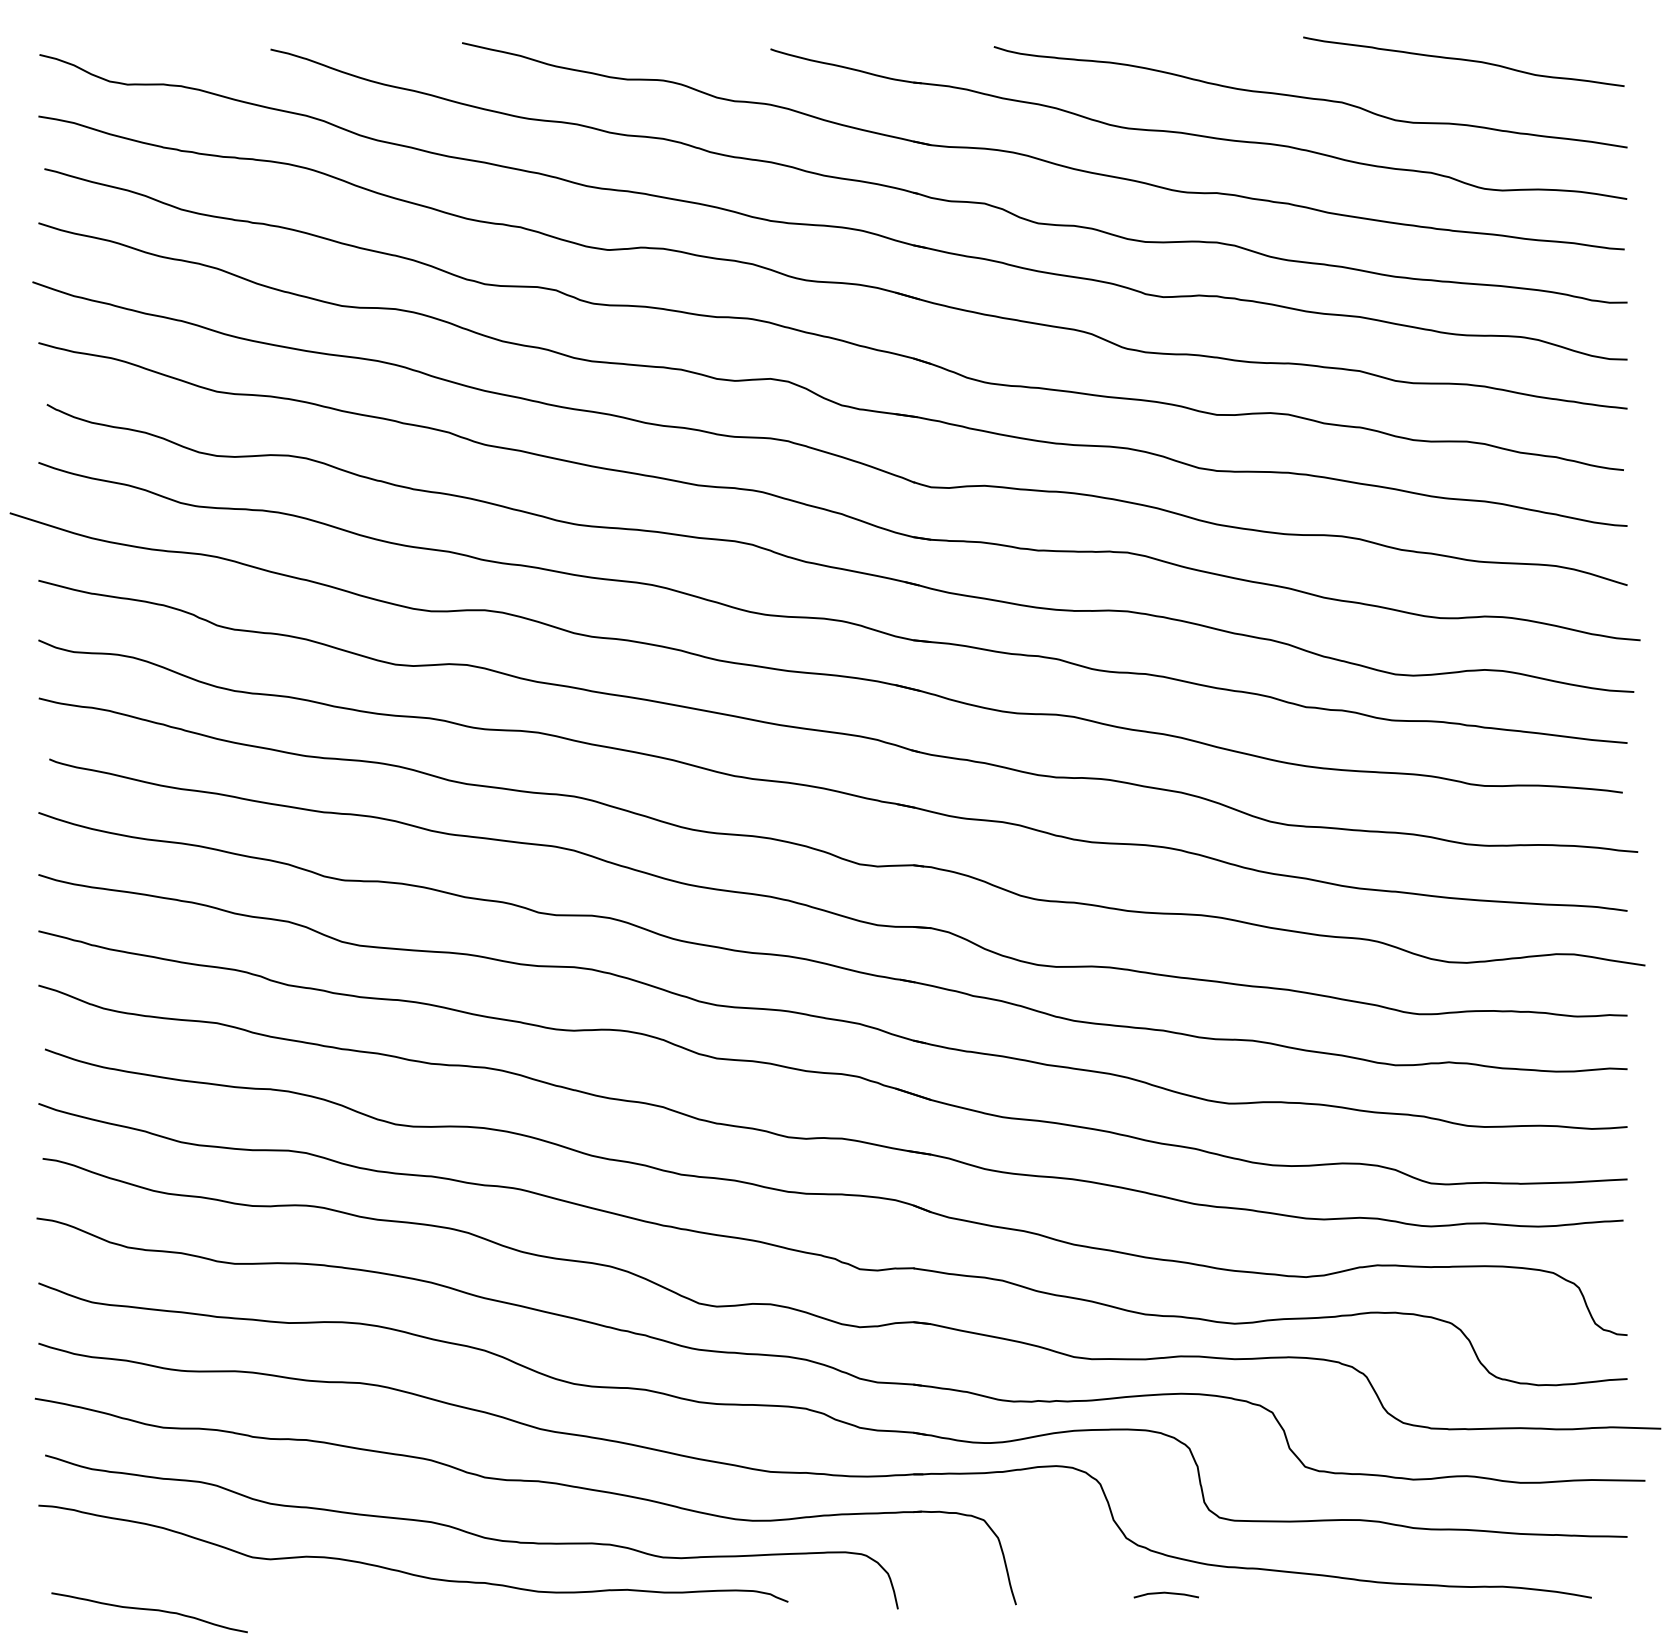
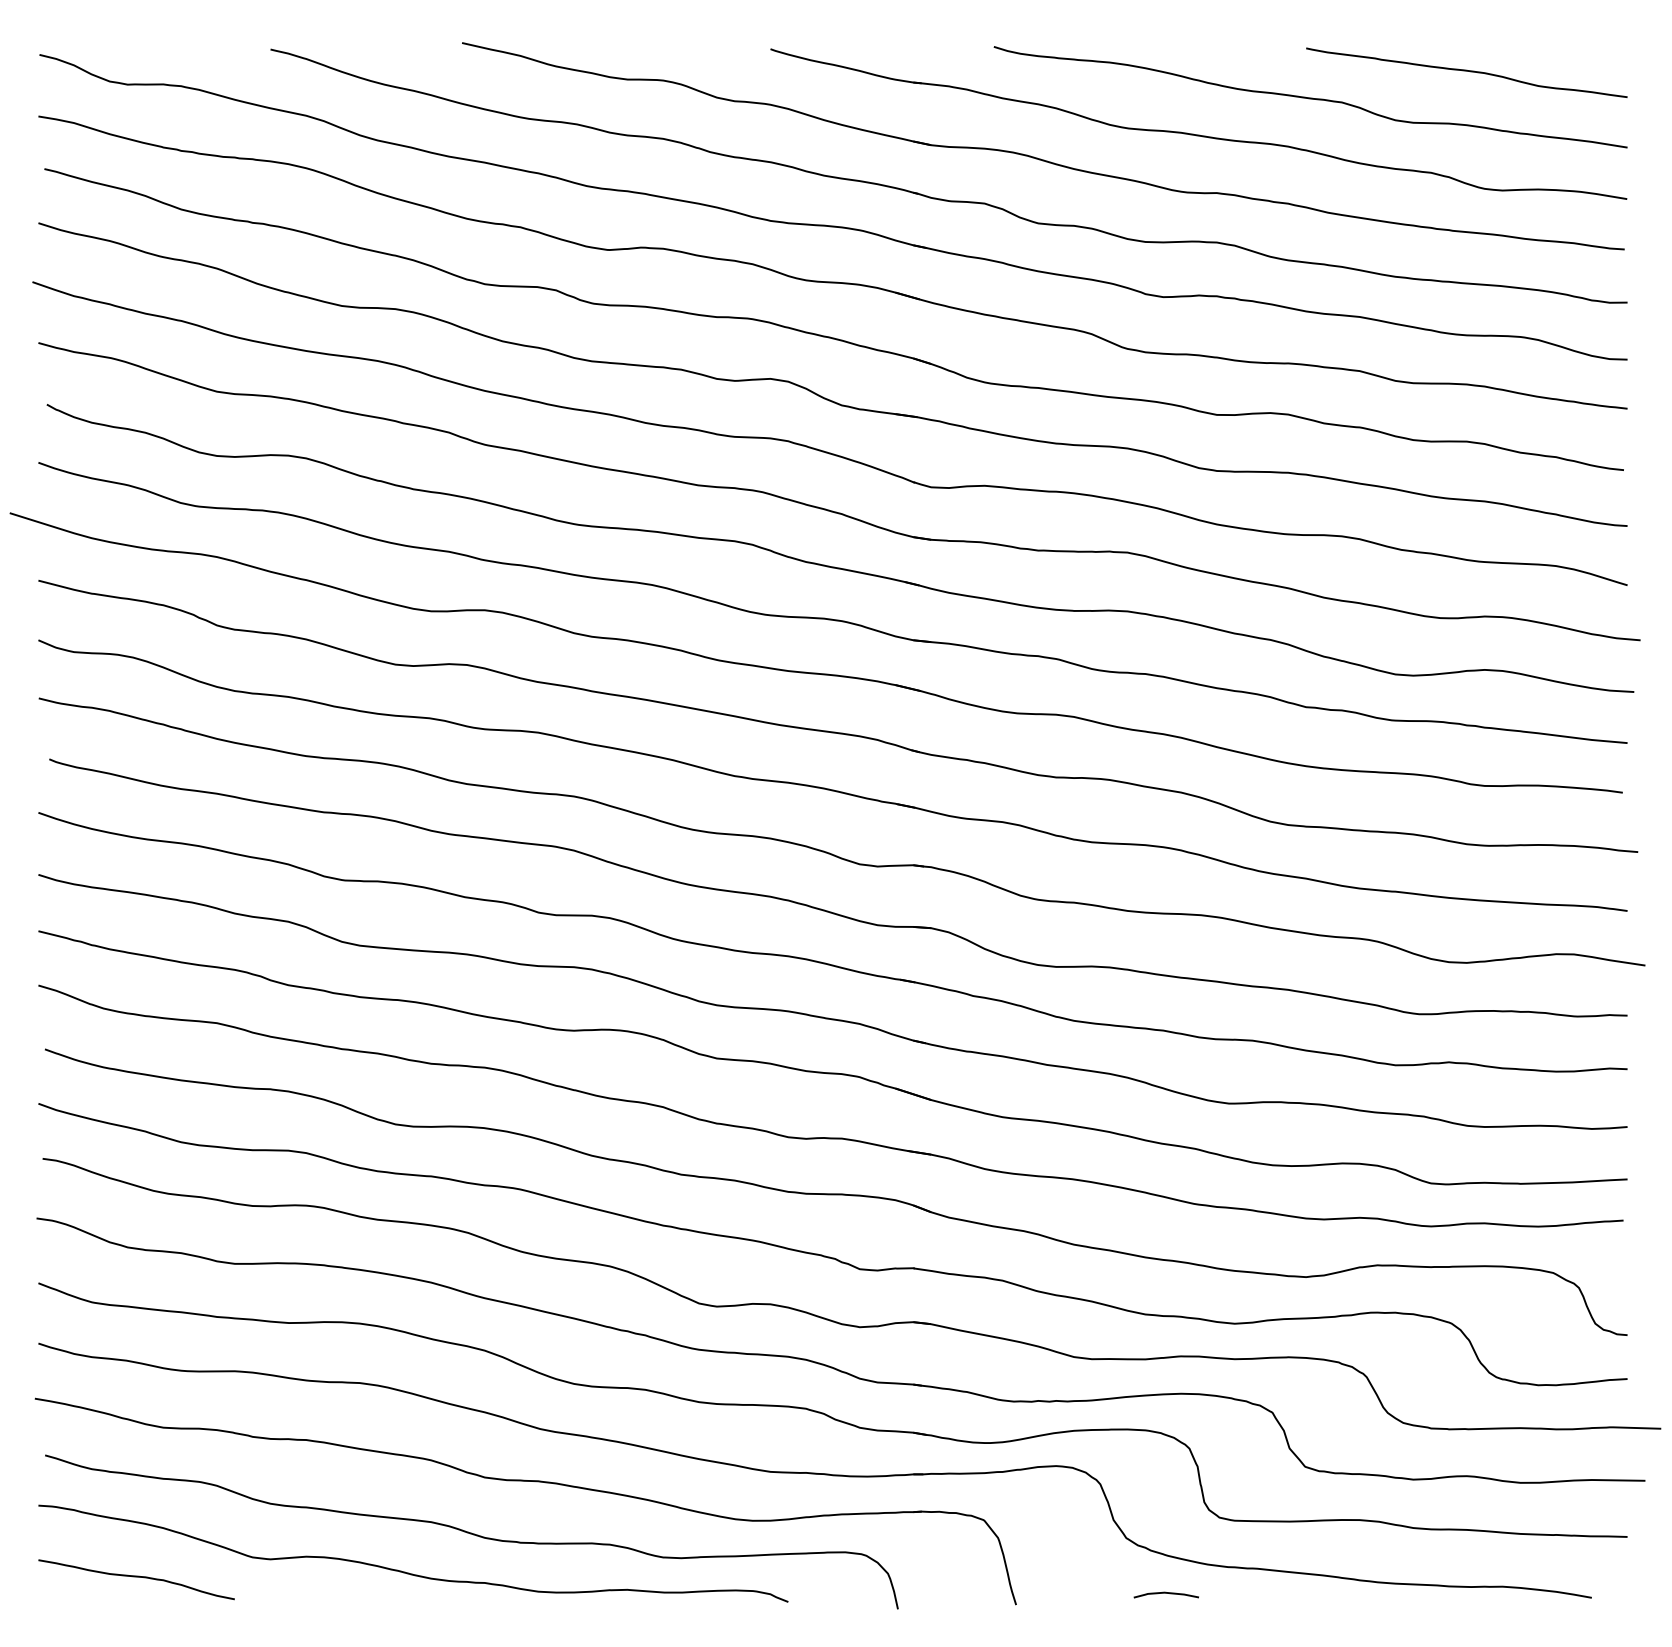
curve position: (1463, 60) -> (1466, 71) (1466, 71)
curve position: (149, 1610) -> (136, 1577) (136, 1577)
